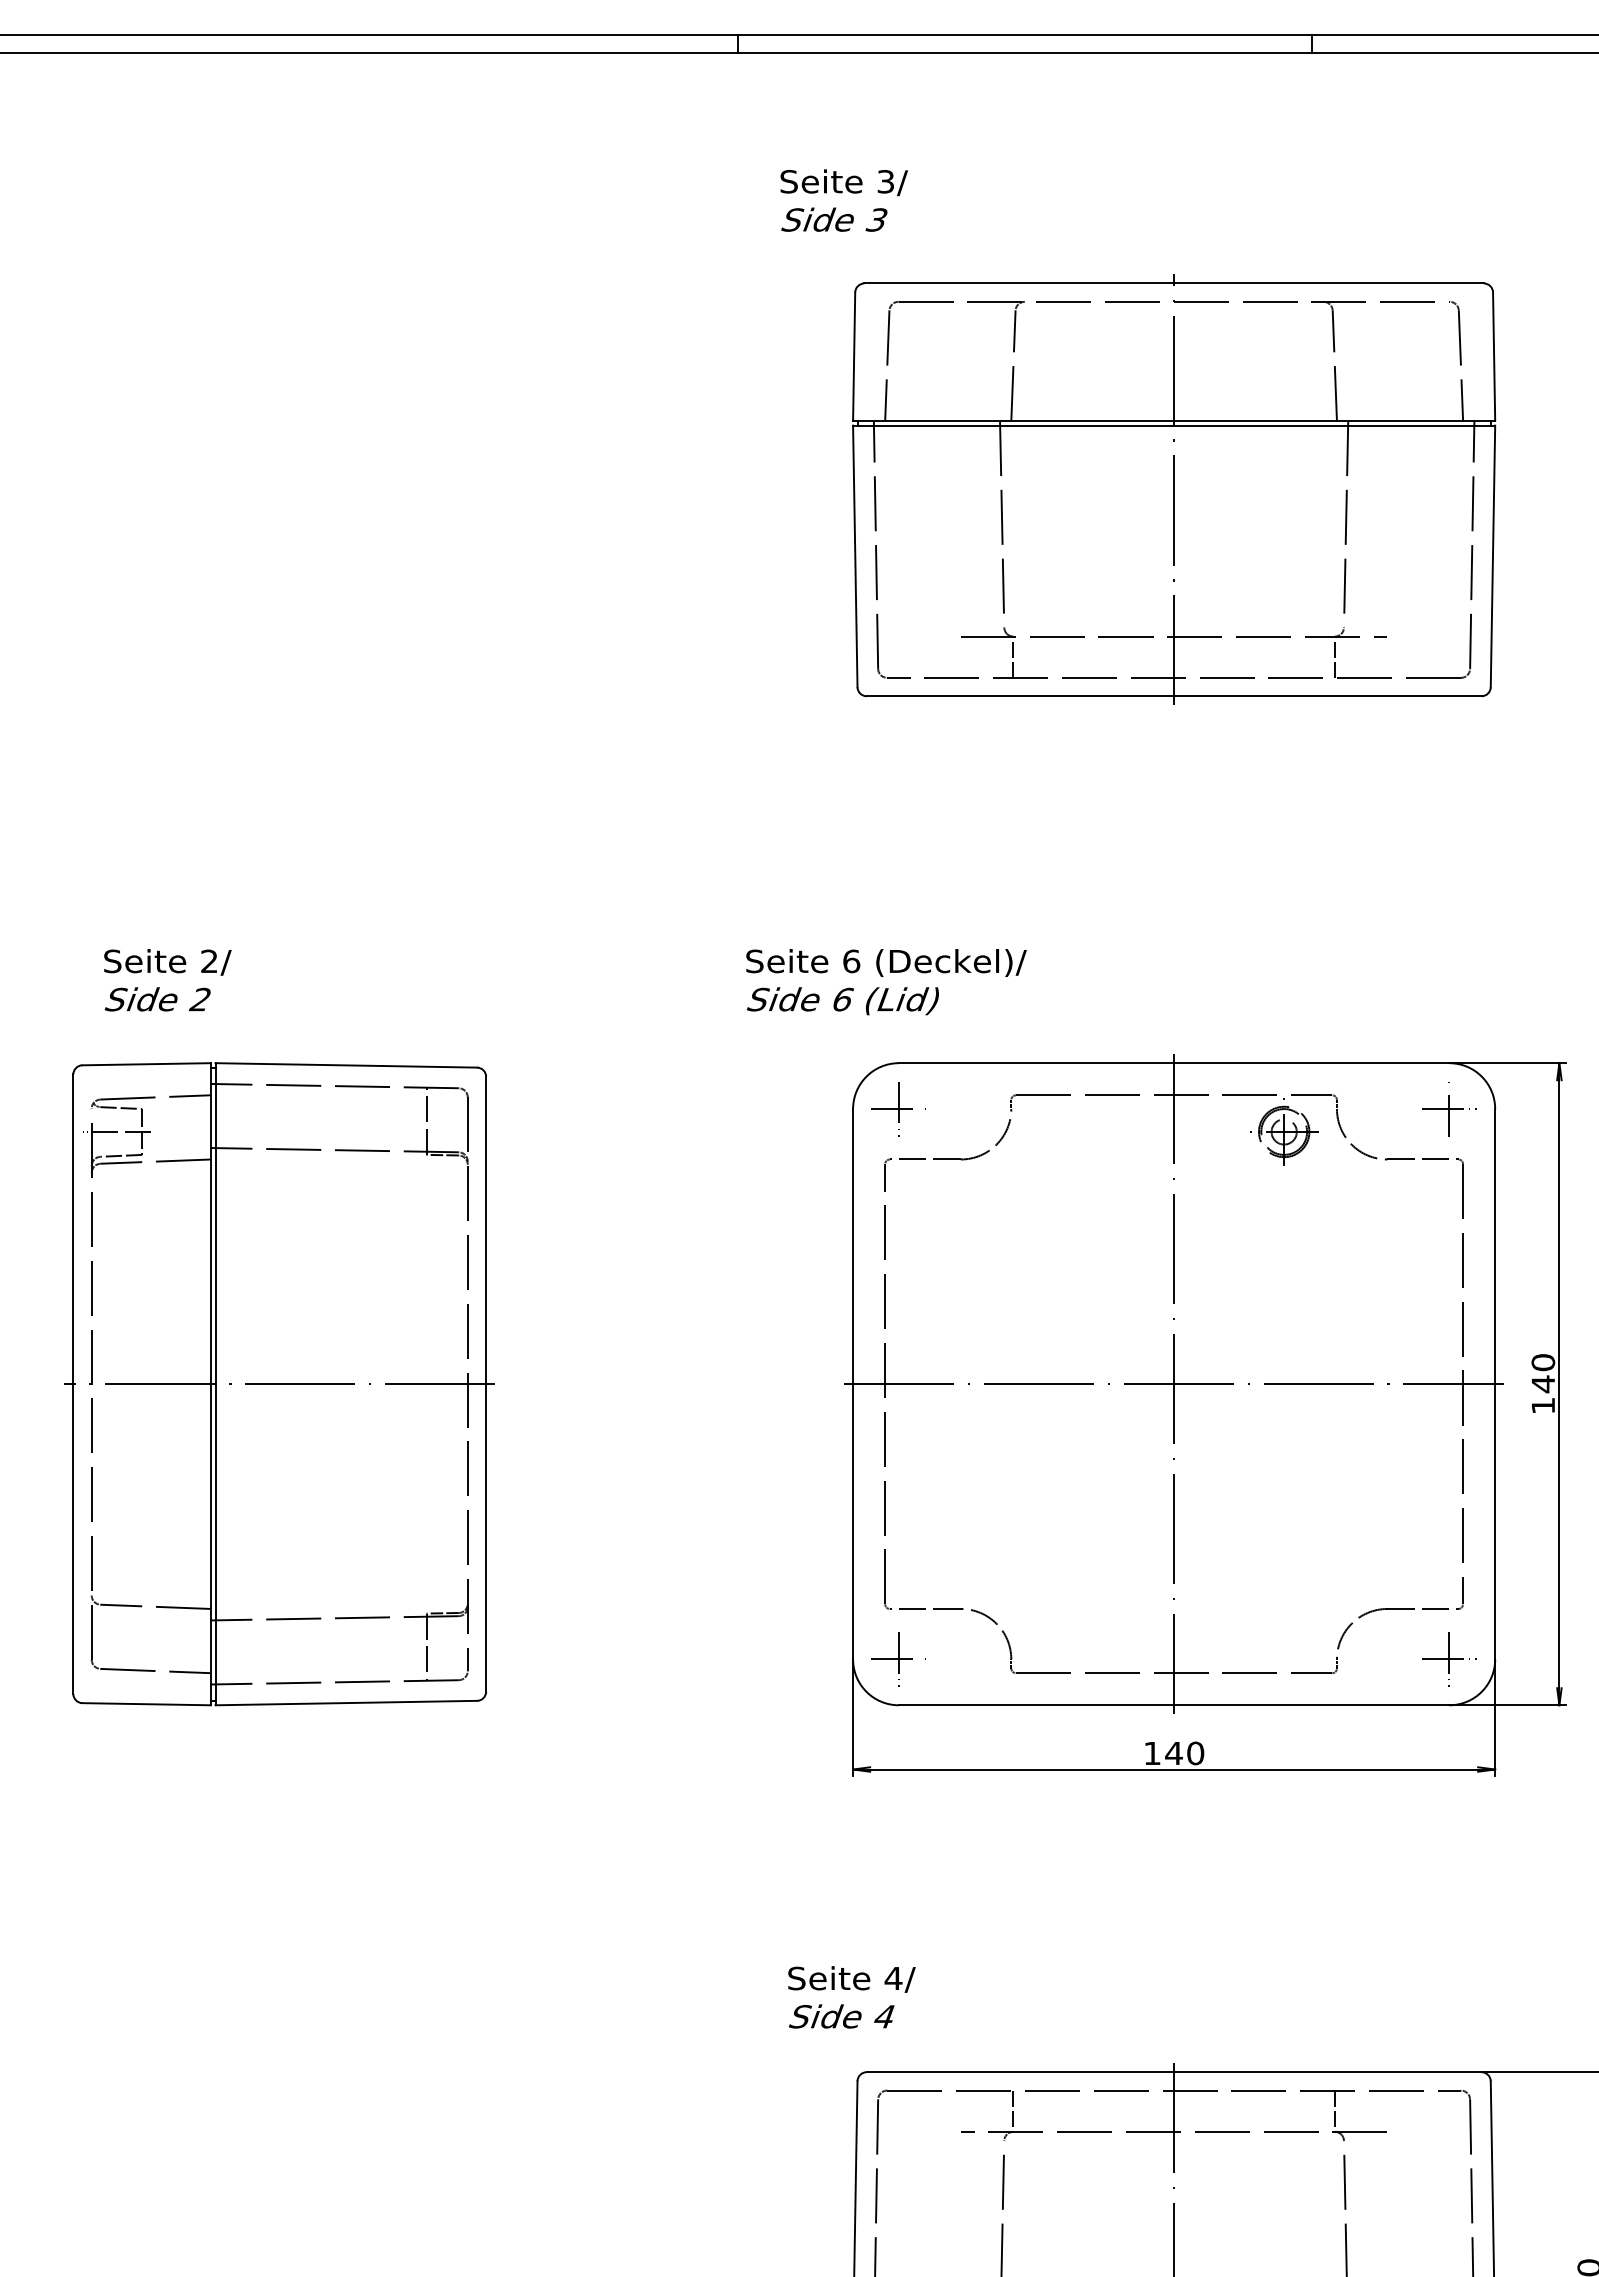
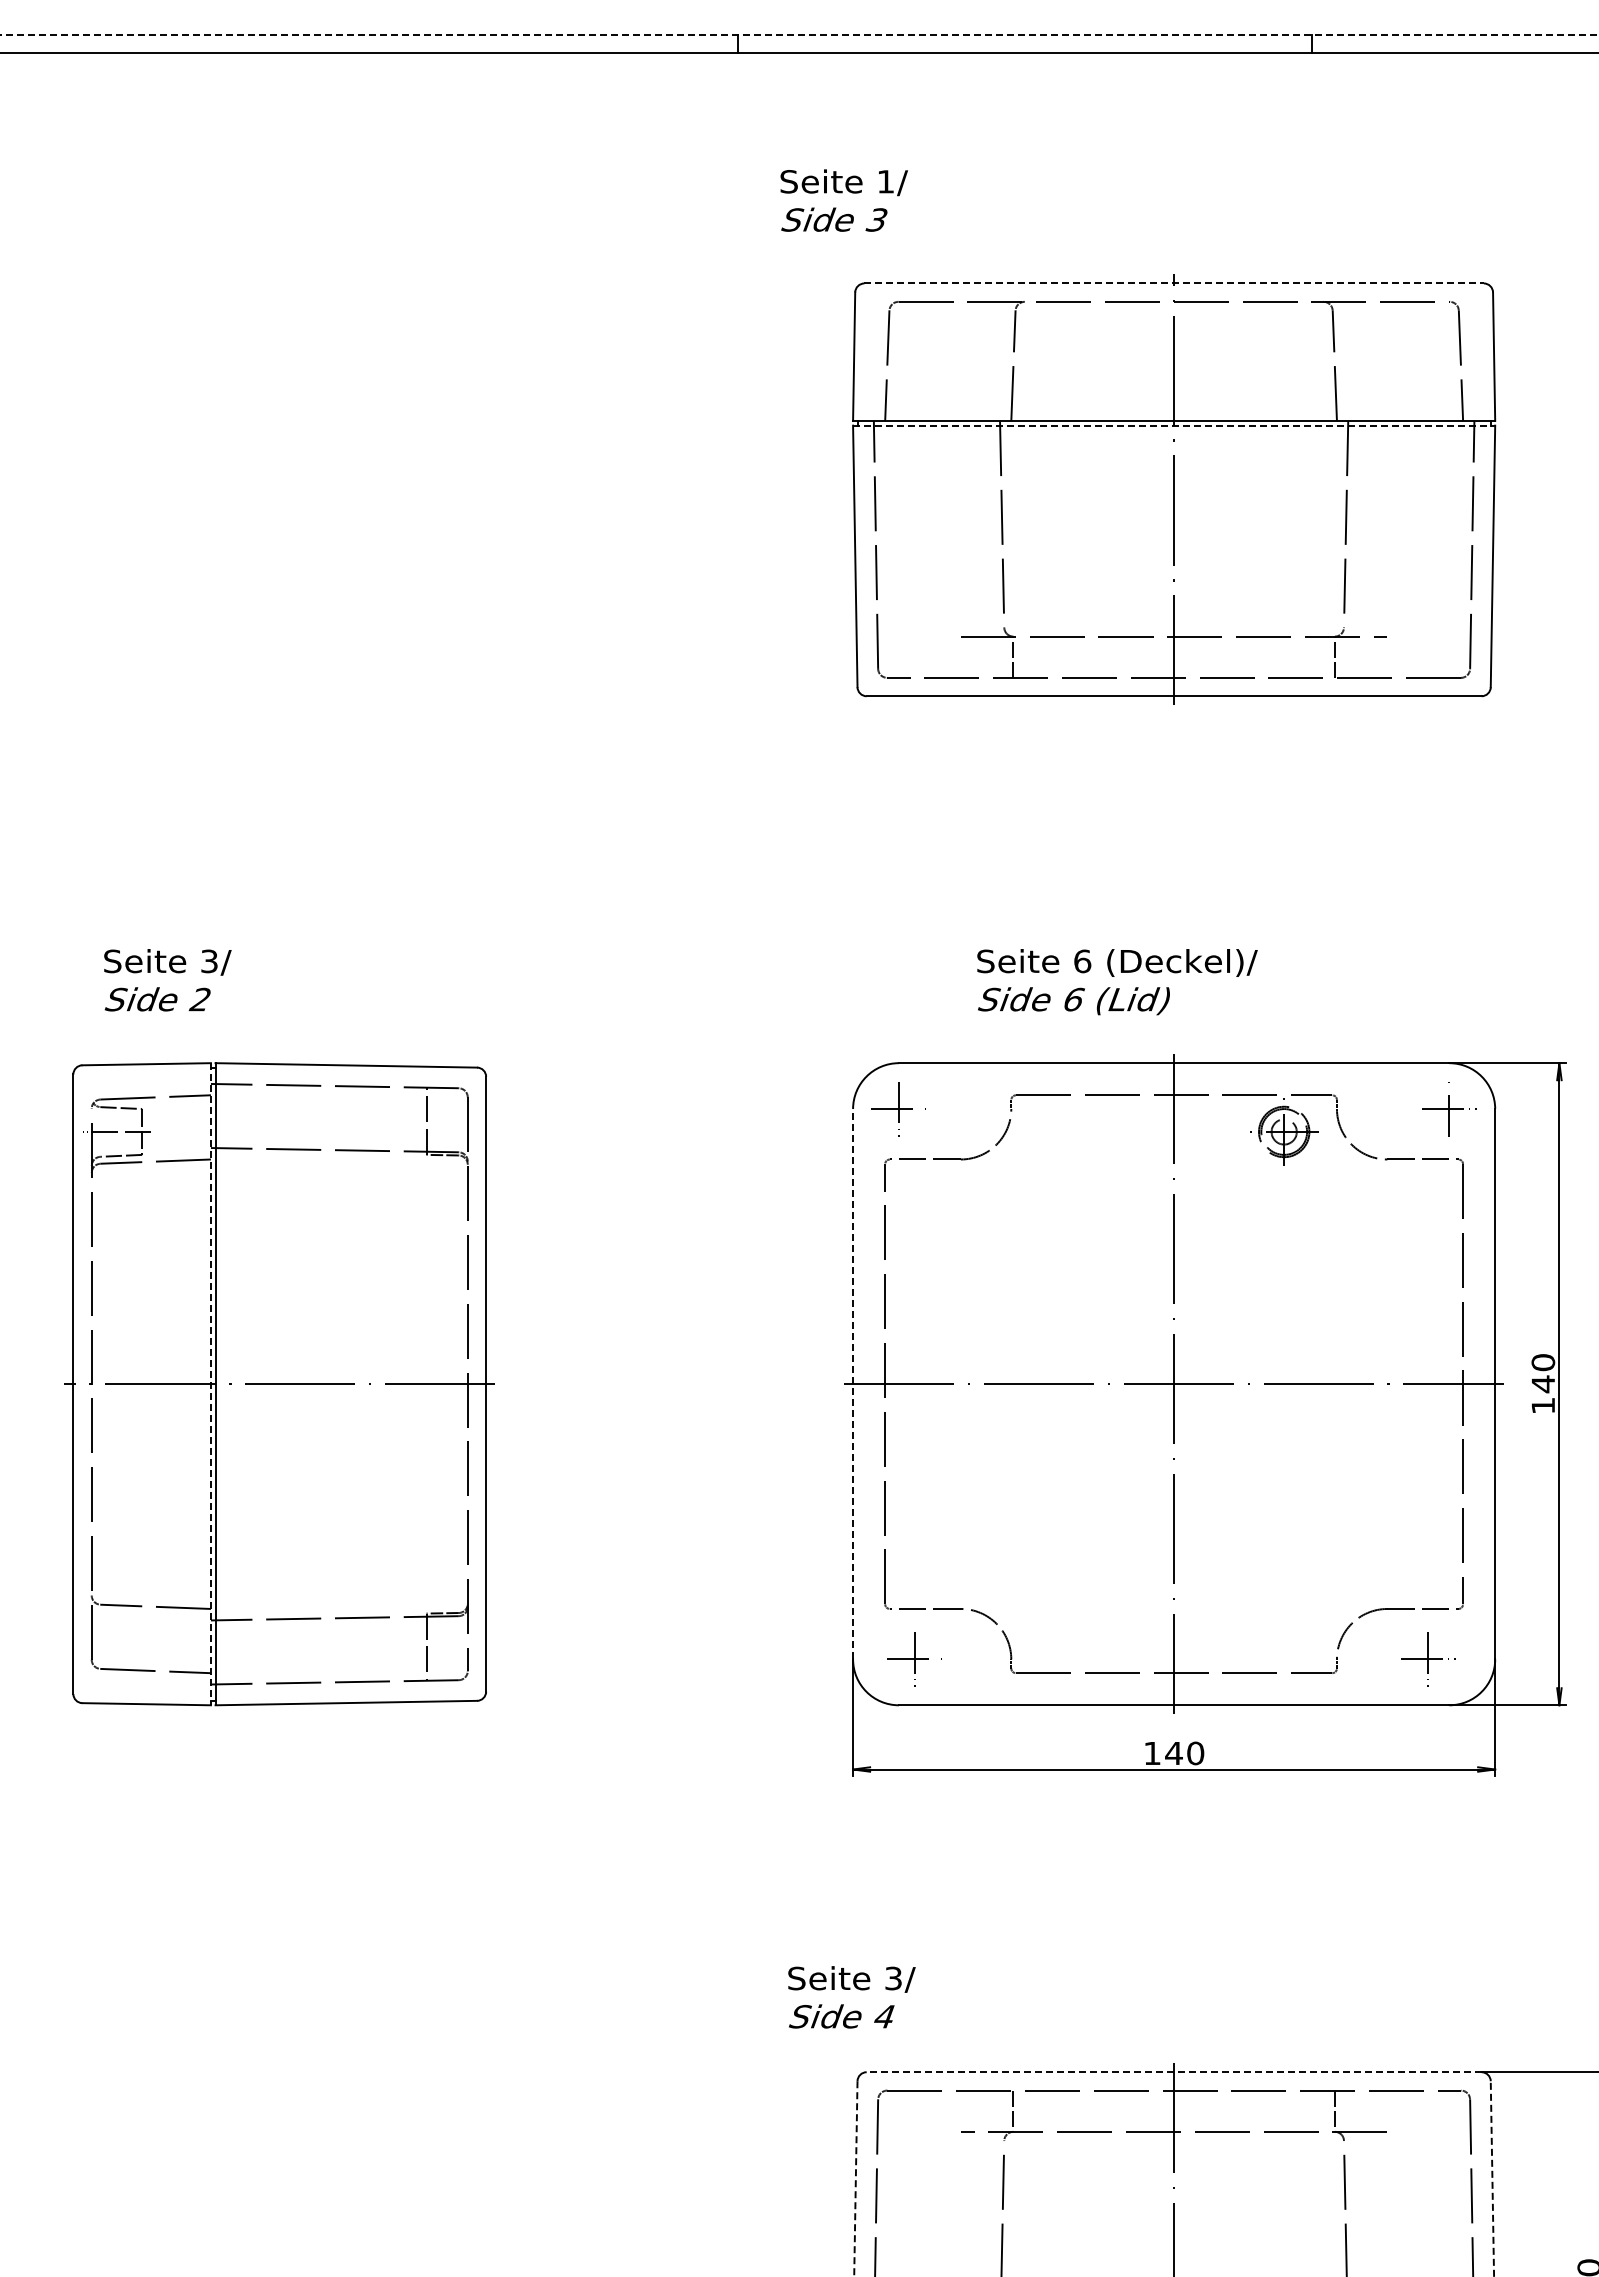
line: solid -> dashed (799, 34)
text: 3/ -> 1/ (885, 181)
line: solid -> dashed (1174, 283)
line: solid -> dashed (1174, 425)
text: 2/ -> 3/ (209, 961)
text position: (886, 982) -> (1117, 982) (1117, 982)
line: solid -> dashed (853, 1383)
line: solid -> dashed (210, 1384)
part position: (898, 1659) -> (914, 1659) (914, 1659)
part position: (1449, 1659) -> (1428, 1659) (1428, 1659)
text: 4/ -> 3/ (893, 1978)
line: solid -> dashed (1173, 2072)
line: solid -> dashed (855, 2179)
line: solid -> dashed (1492, 2179)
